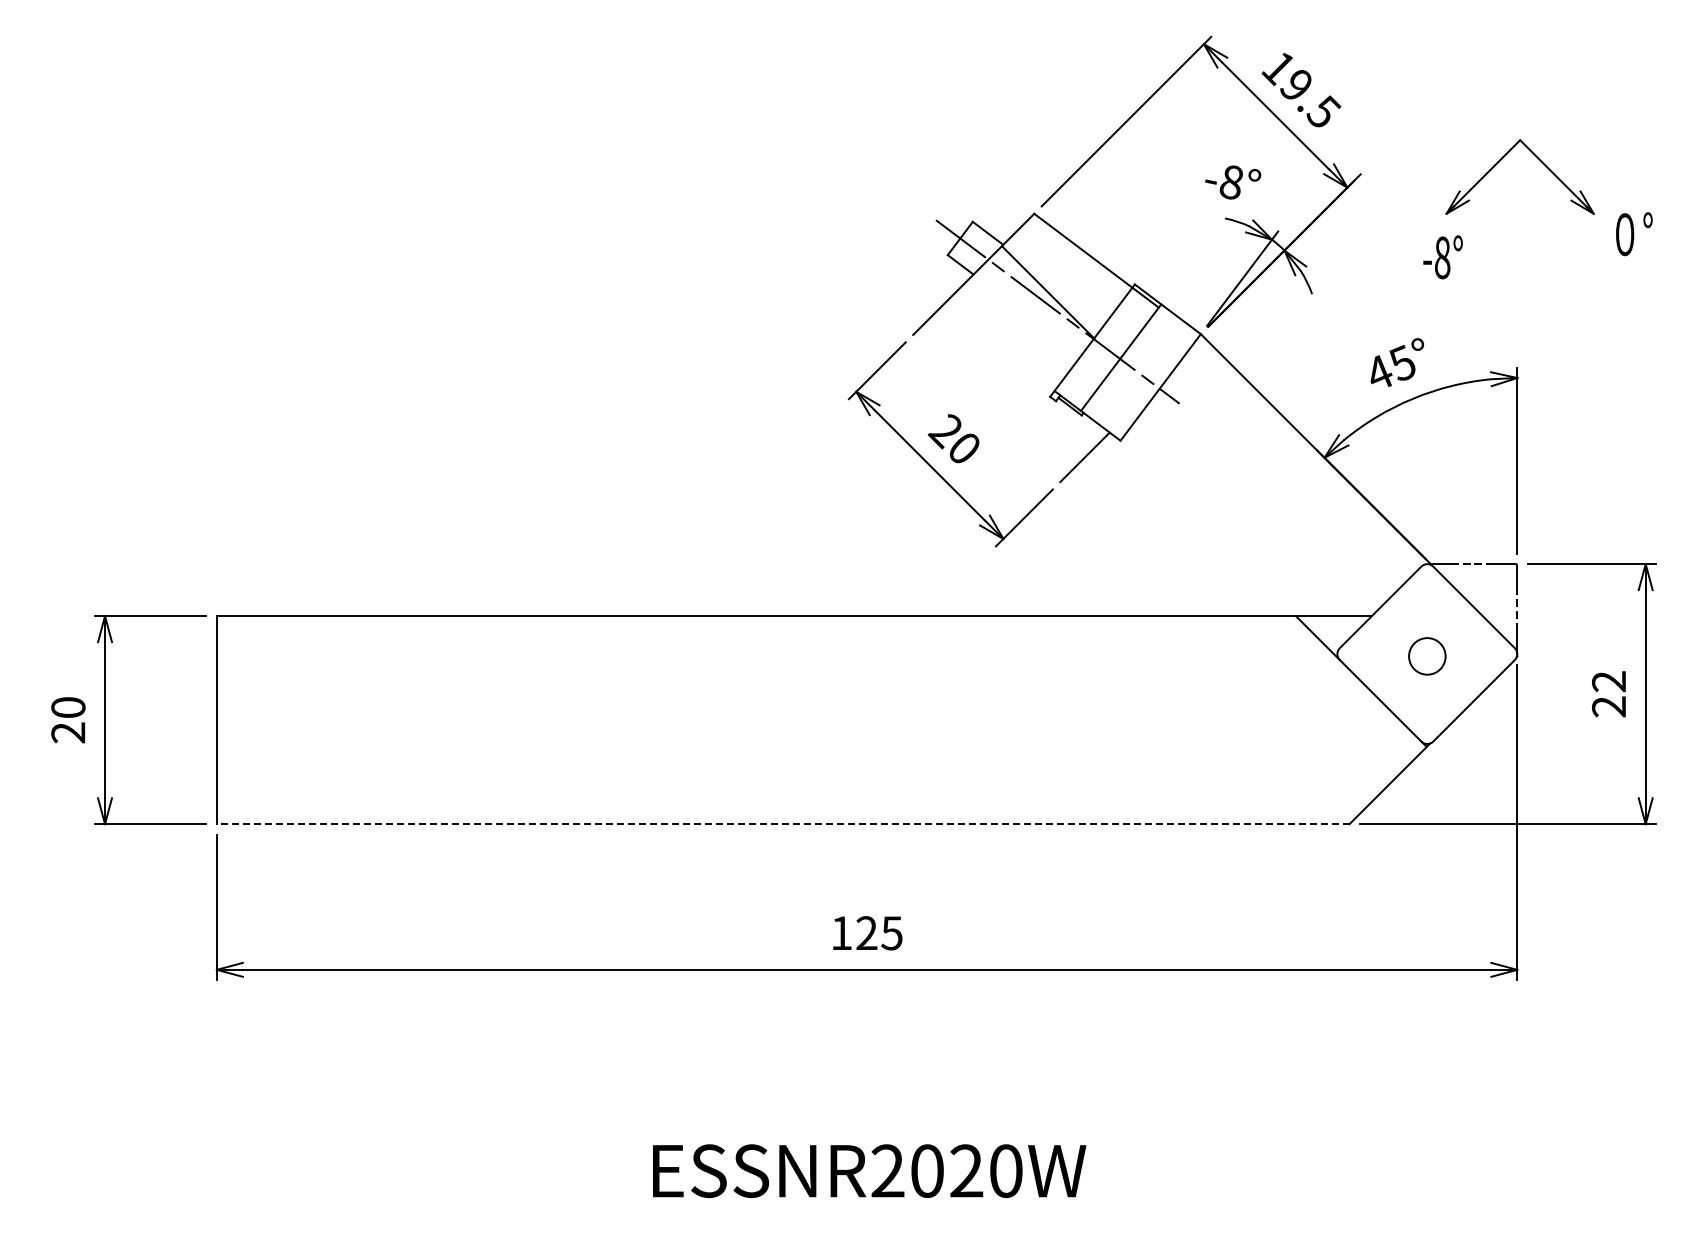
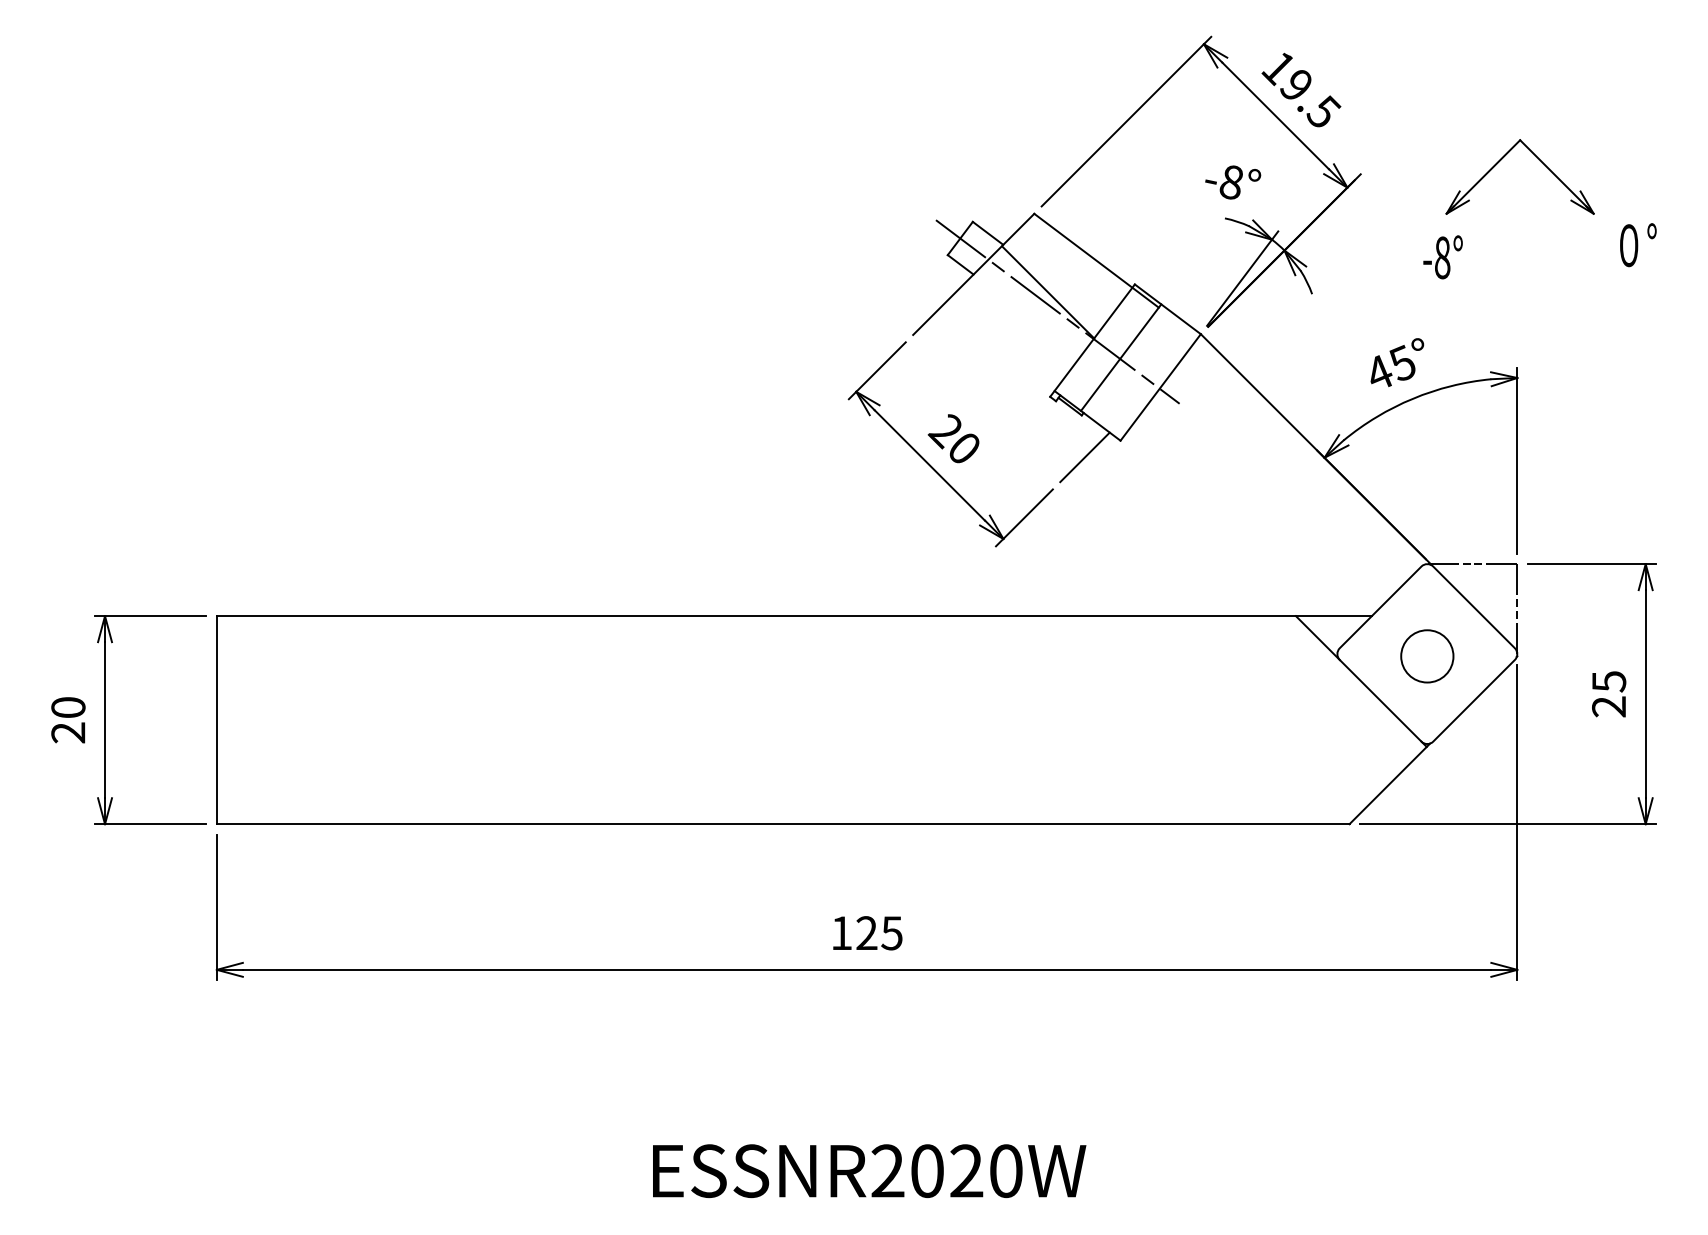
text position: (1634, 234) -> (1638, 245) (1638, 245)
circle diameter: 37 px -> 52 px (1427, 656)
text: 22 -> 25 (1609, 681)
line: dashed -> solid (782, 824)
